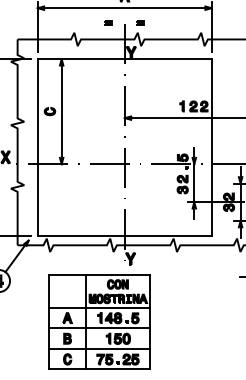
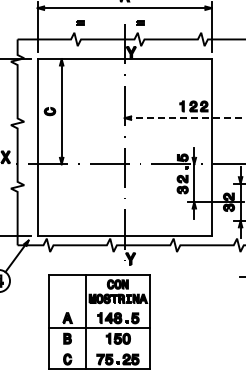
part position: (108, 22) -> (80, 22) (80, 22)
line: solid -> dashed (185, 118)
line: present -> none (99, 307)
line: present -> none (99, 348)
